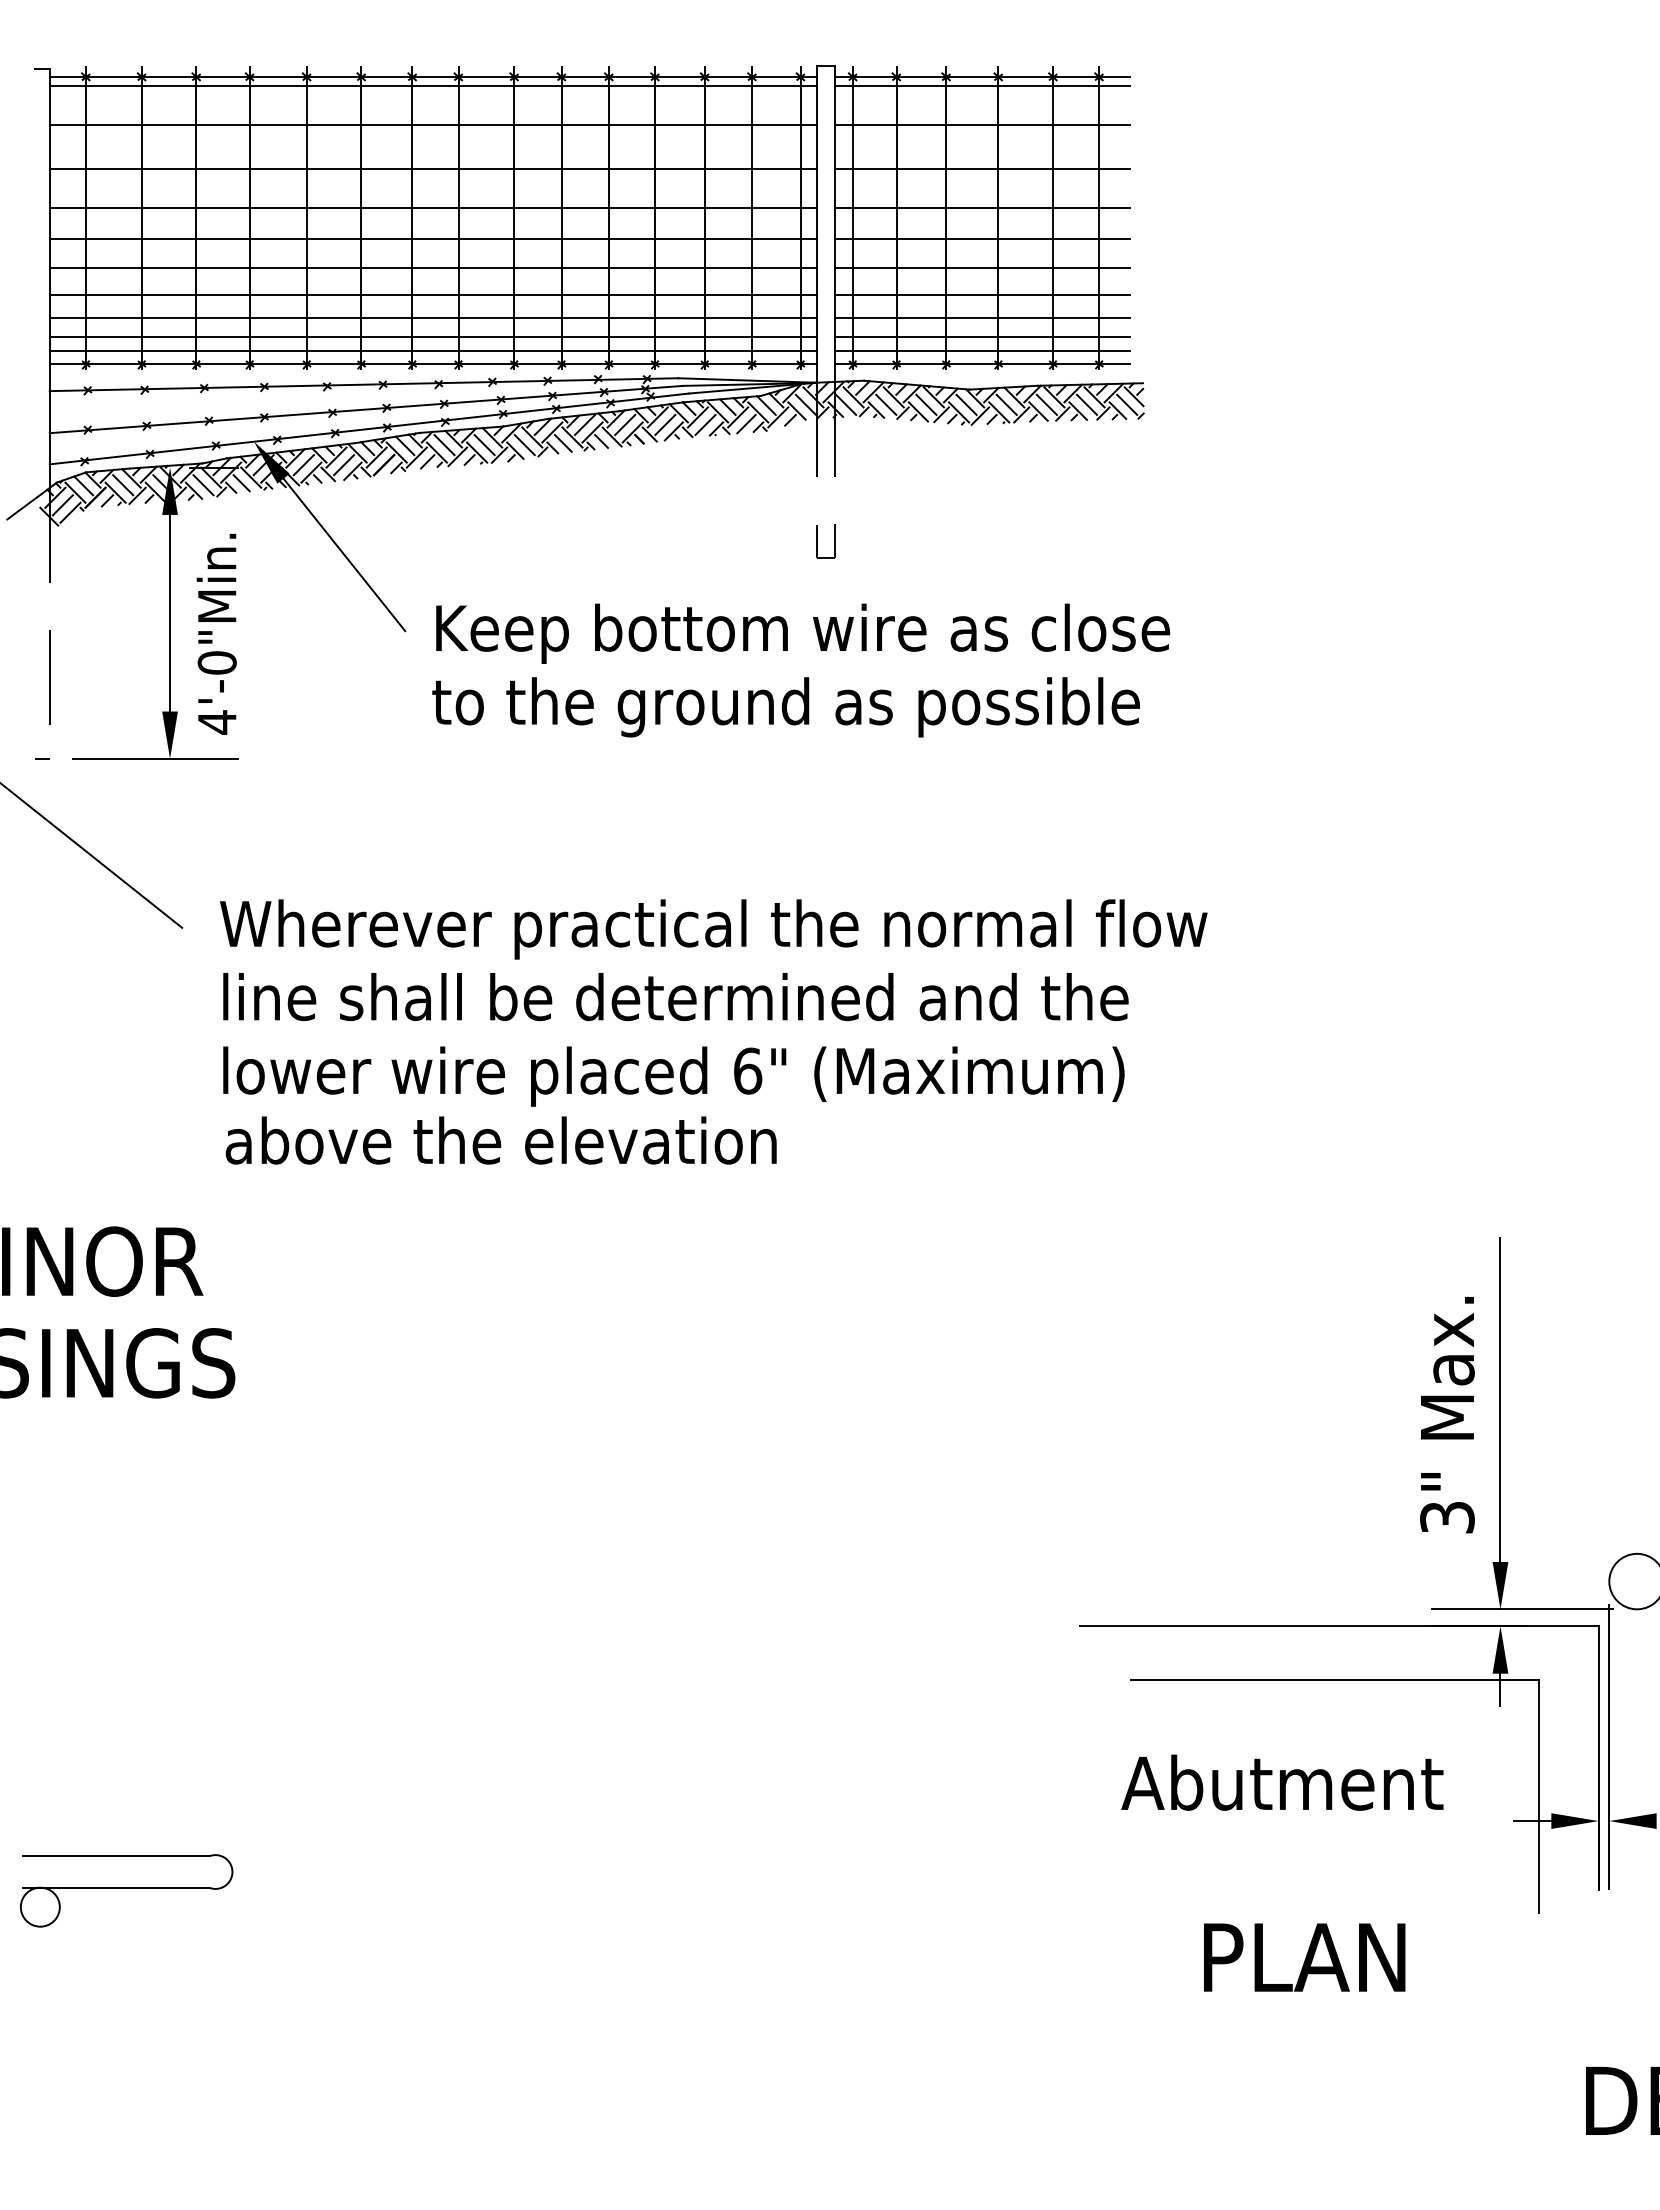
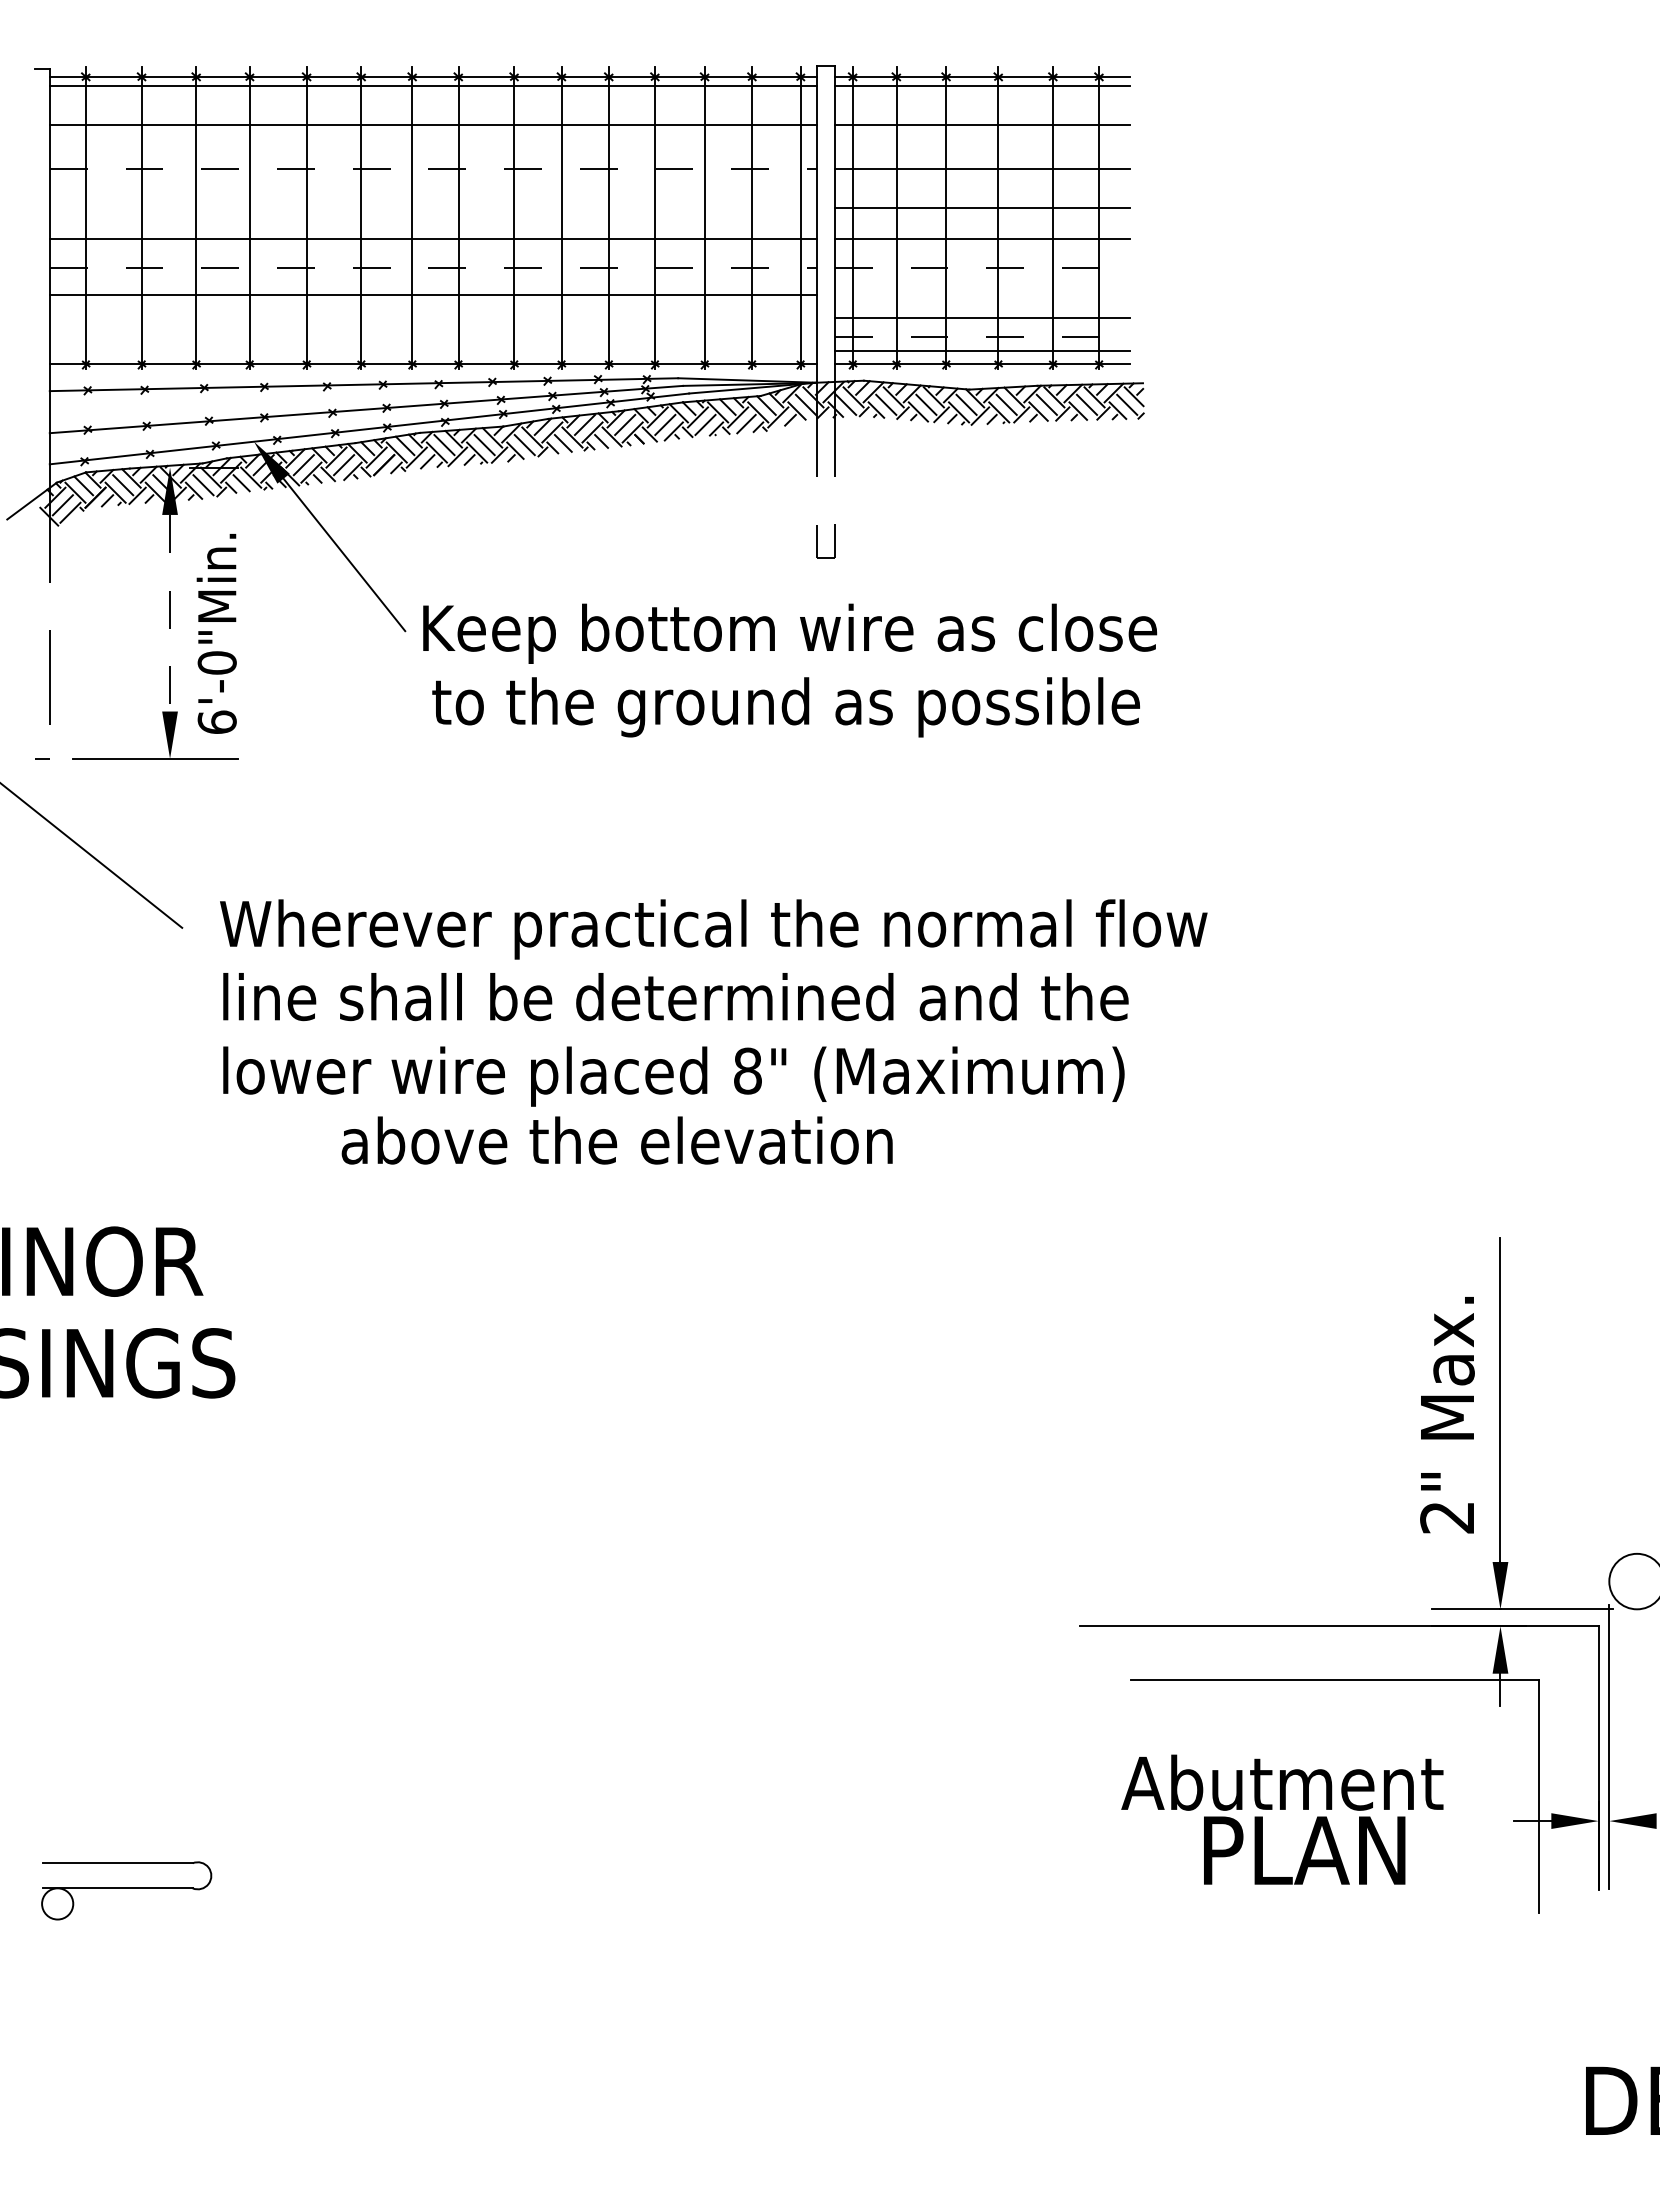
line: solid -> dashed (433, 169)
line: present -> none (432, 208)
line: solid -> dashed (433, 267)
line: solid -> dashed (982, 267)
line: present -> none (981, 294)
line: present -> none (432, 318)
line: present -> none (432, 336)
line: solid -> dashed (982, 336)
line: present -> none (432, 350)
line: solid -> dashed (170, 613)
text position: (803, 633) -> (790, 633) (790, 633)
text: 4'-0"Min. -> 6'-0"Min. (216, 722)
text: 6" -> 8" (748, 1070)
text position: (500, 1140) -> (616, 1140) (616, 1140)
text: 3" -> 2" (1447, 1517)
part size: 214x74 px -> 172x60 px (126, 1890)
text position: (1304, 1957) -> (1304, 1850) (1304, 1850)
